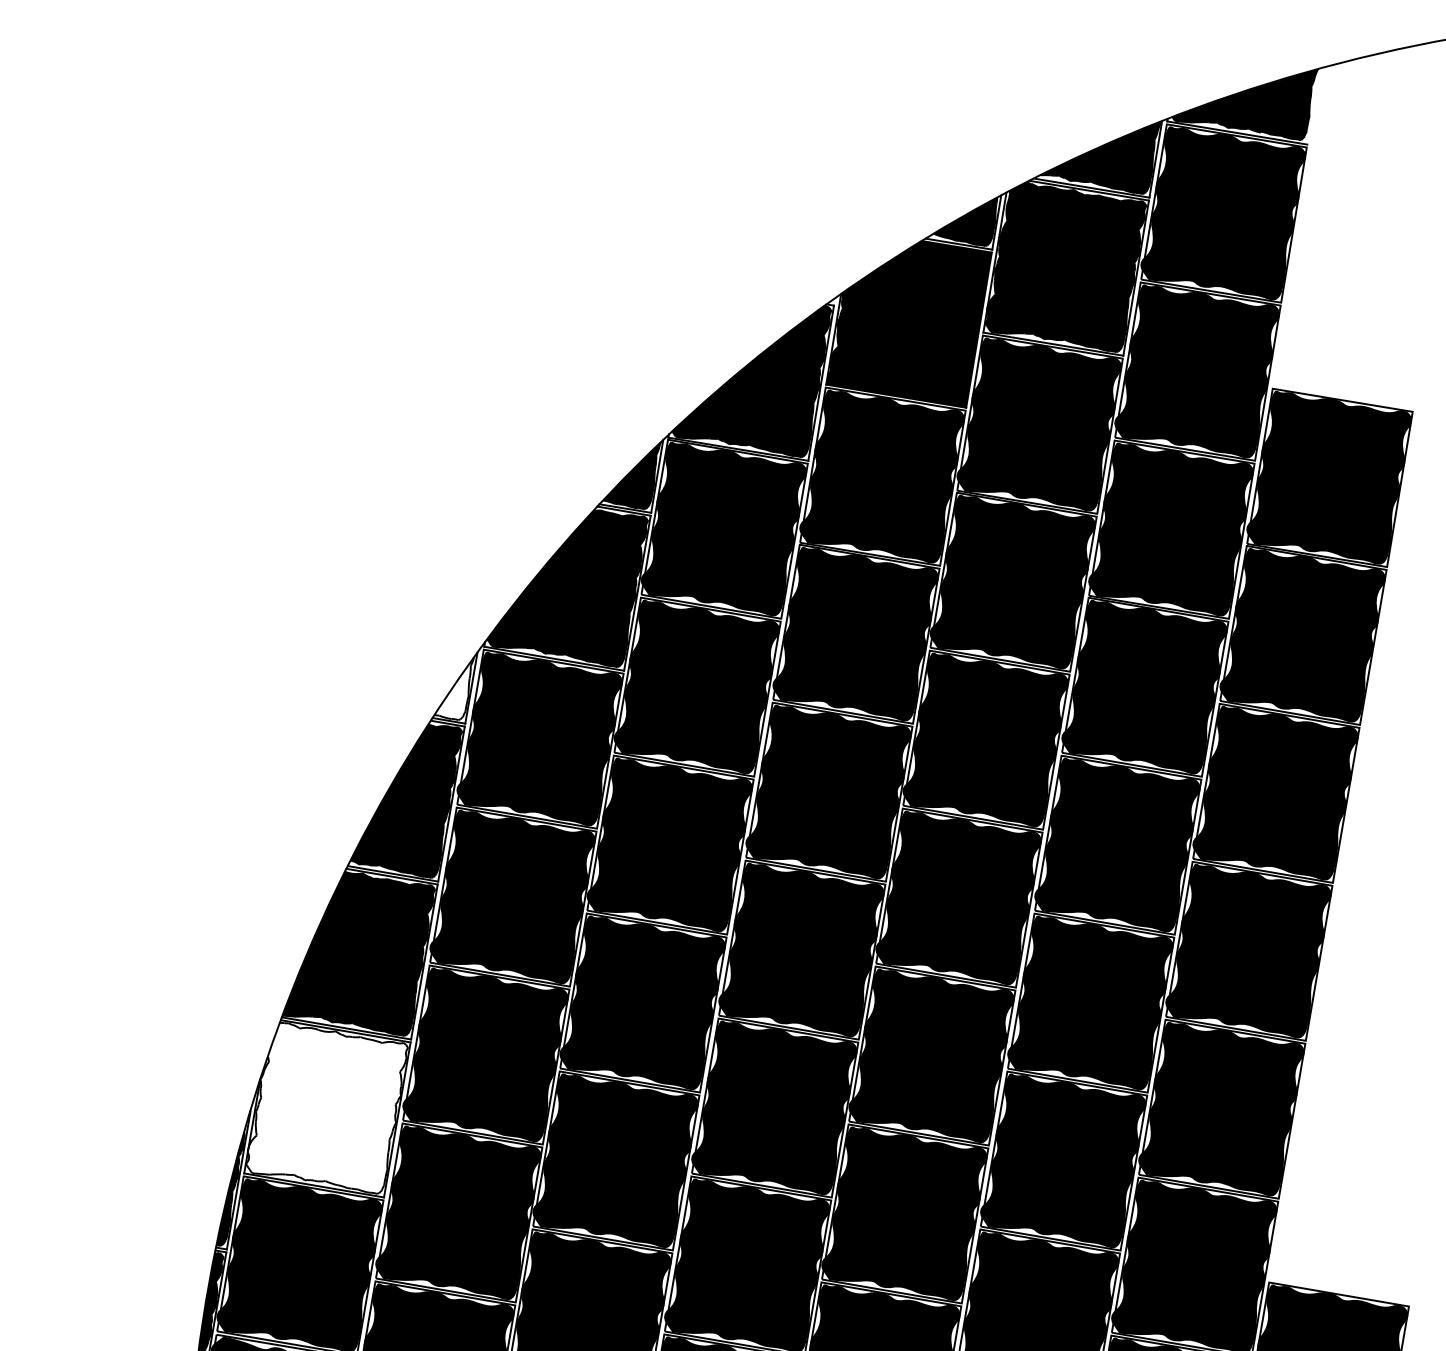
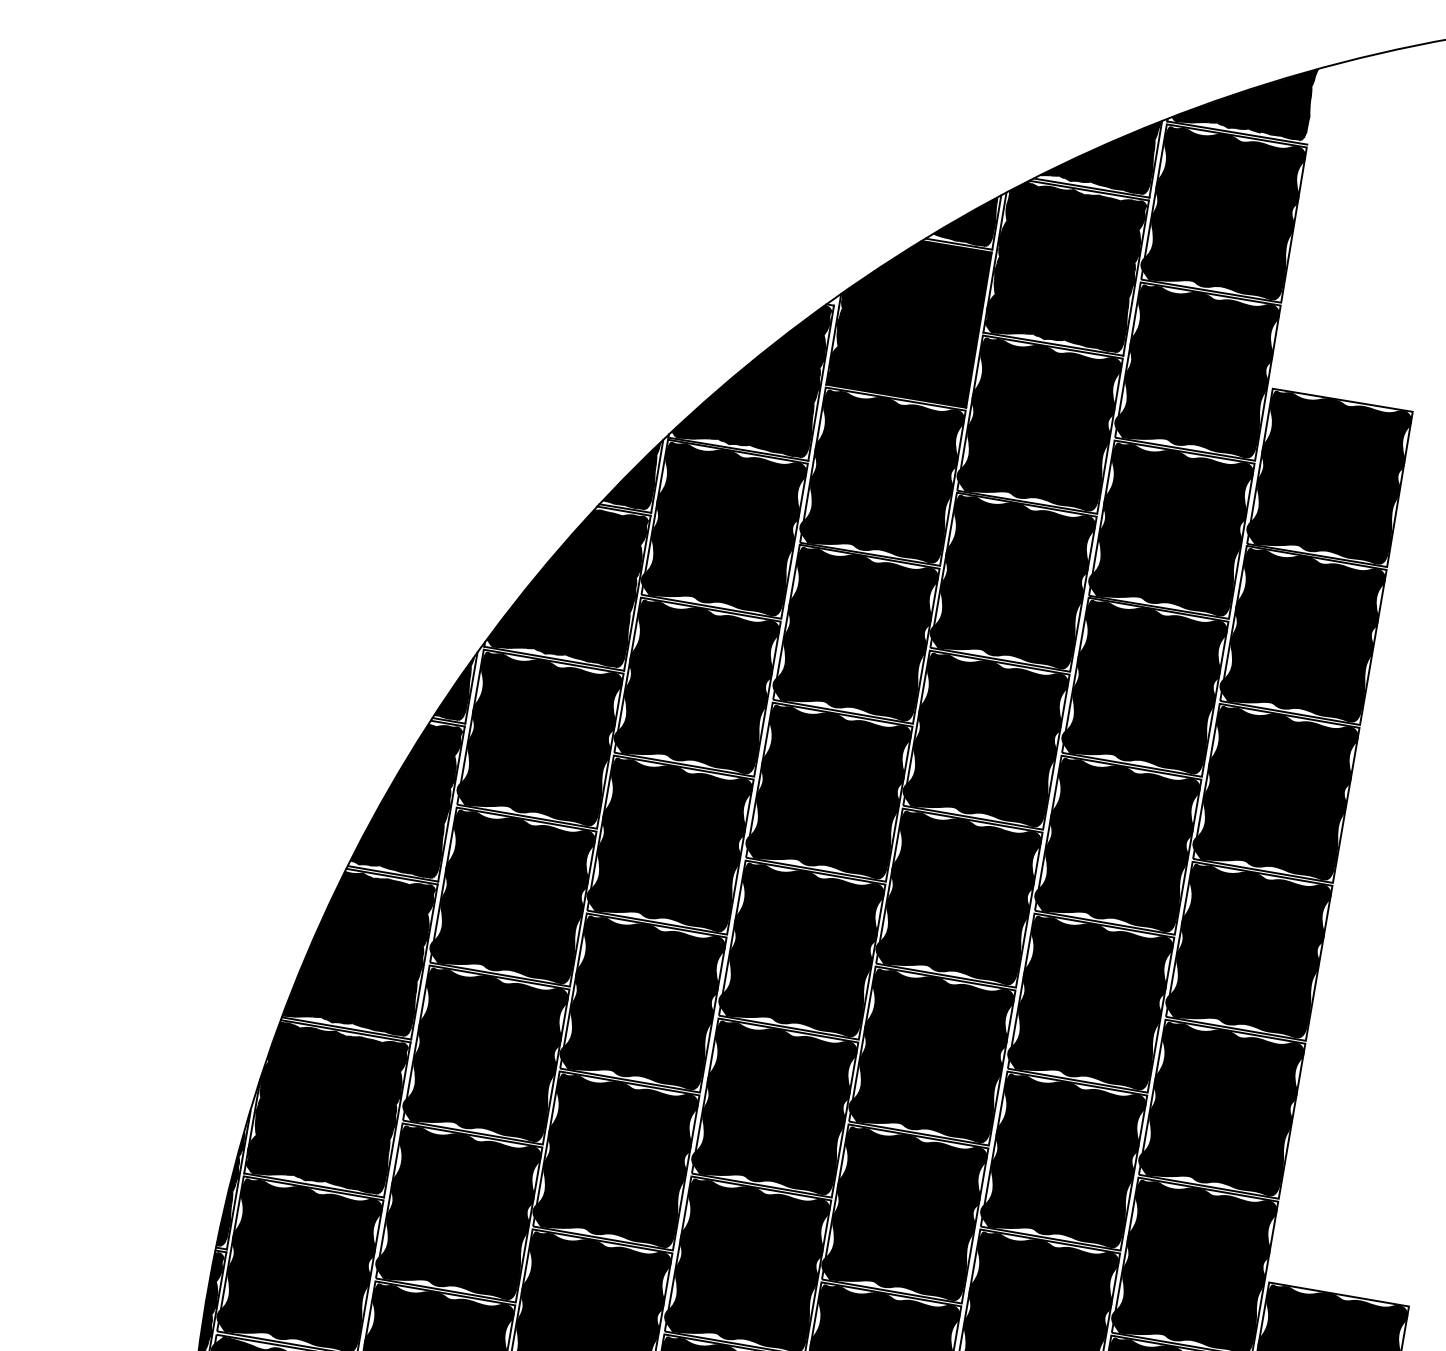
fill: none -> present (453, 688)
fill: none -> present (326, 1107)
